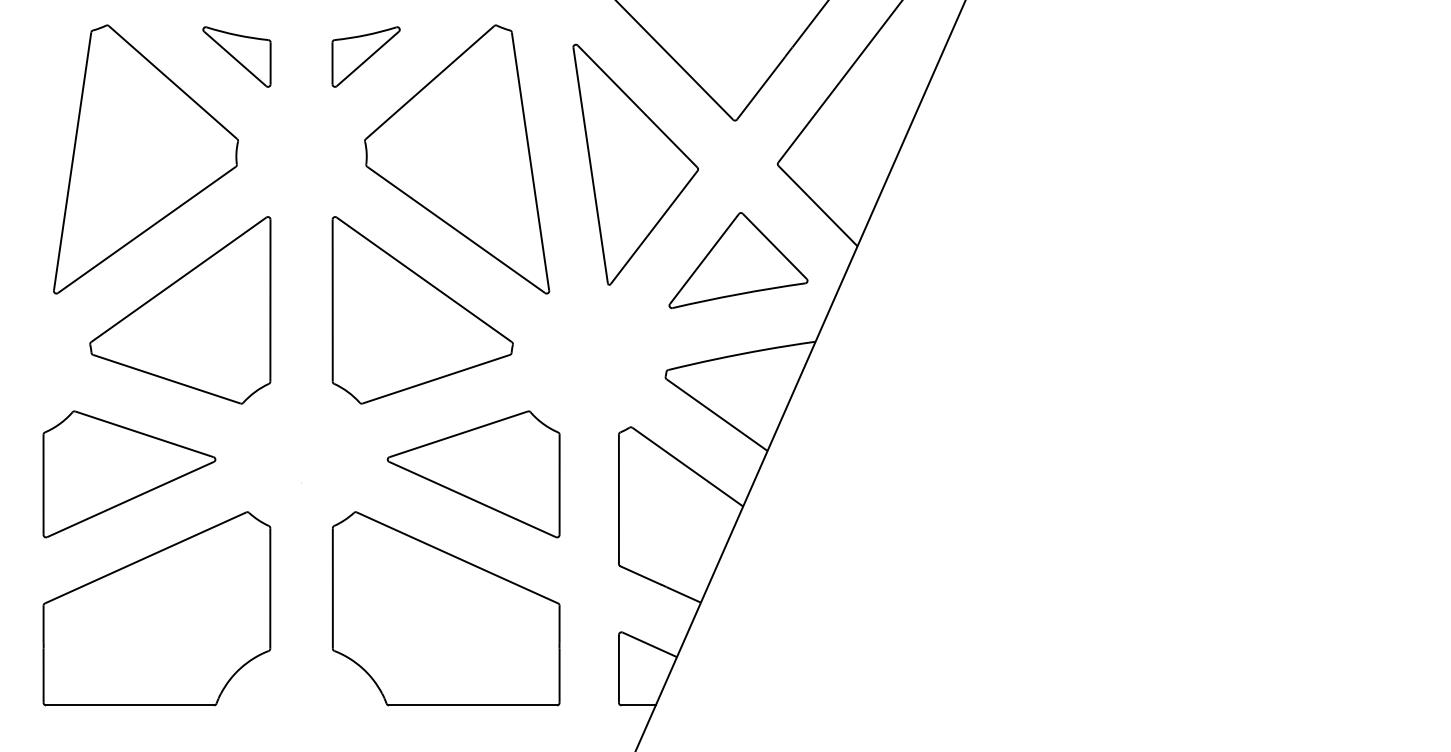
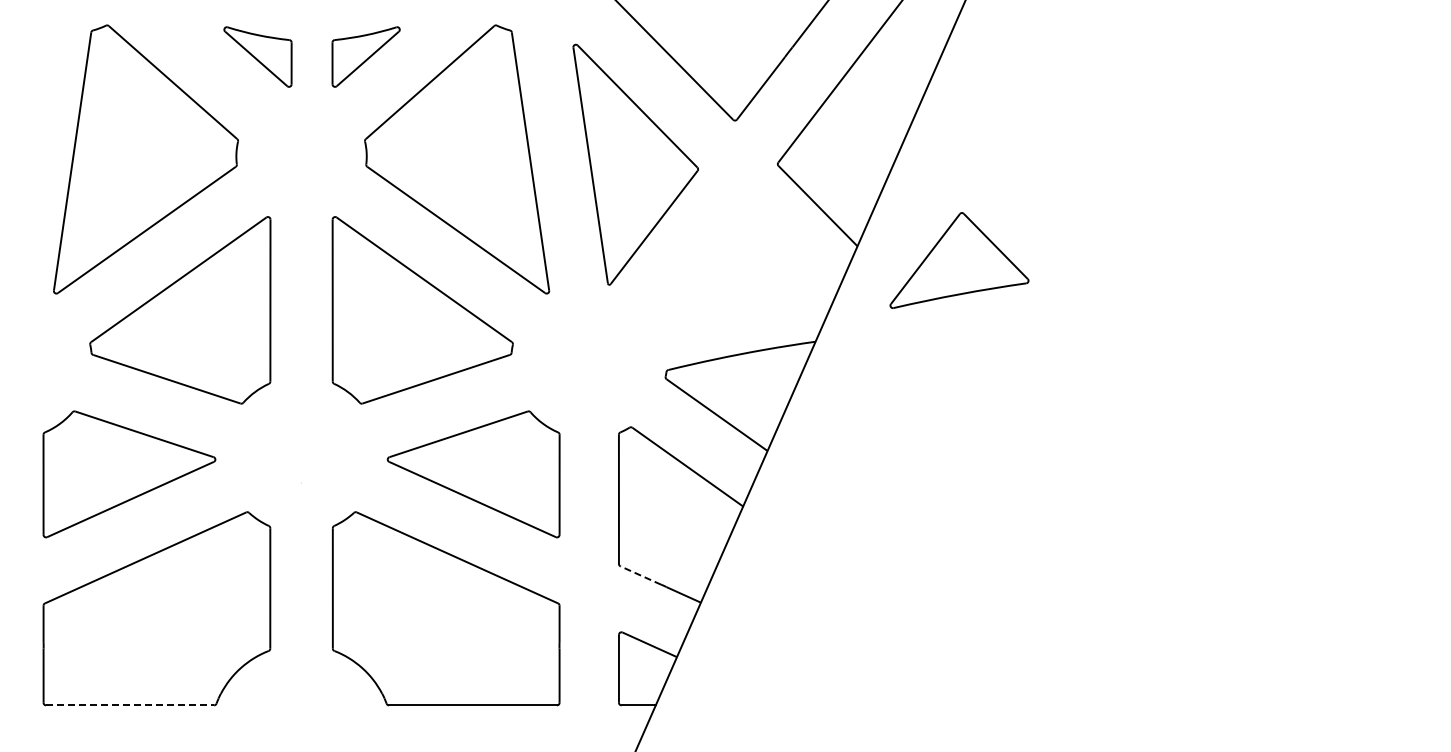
part position: (236, 56) -> (257, 56) (257, 56)
part position: (738, 260) -> (959, 260) (959, 260)
line: solid -> dashed (640, 575)
line: solid -> dashed (130, 705)
